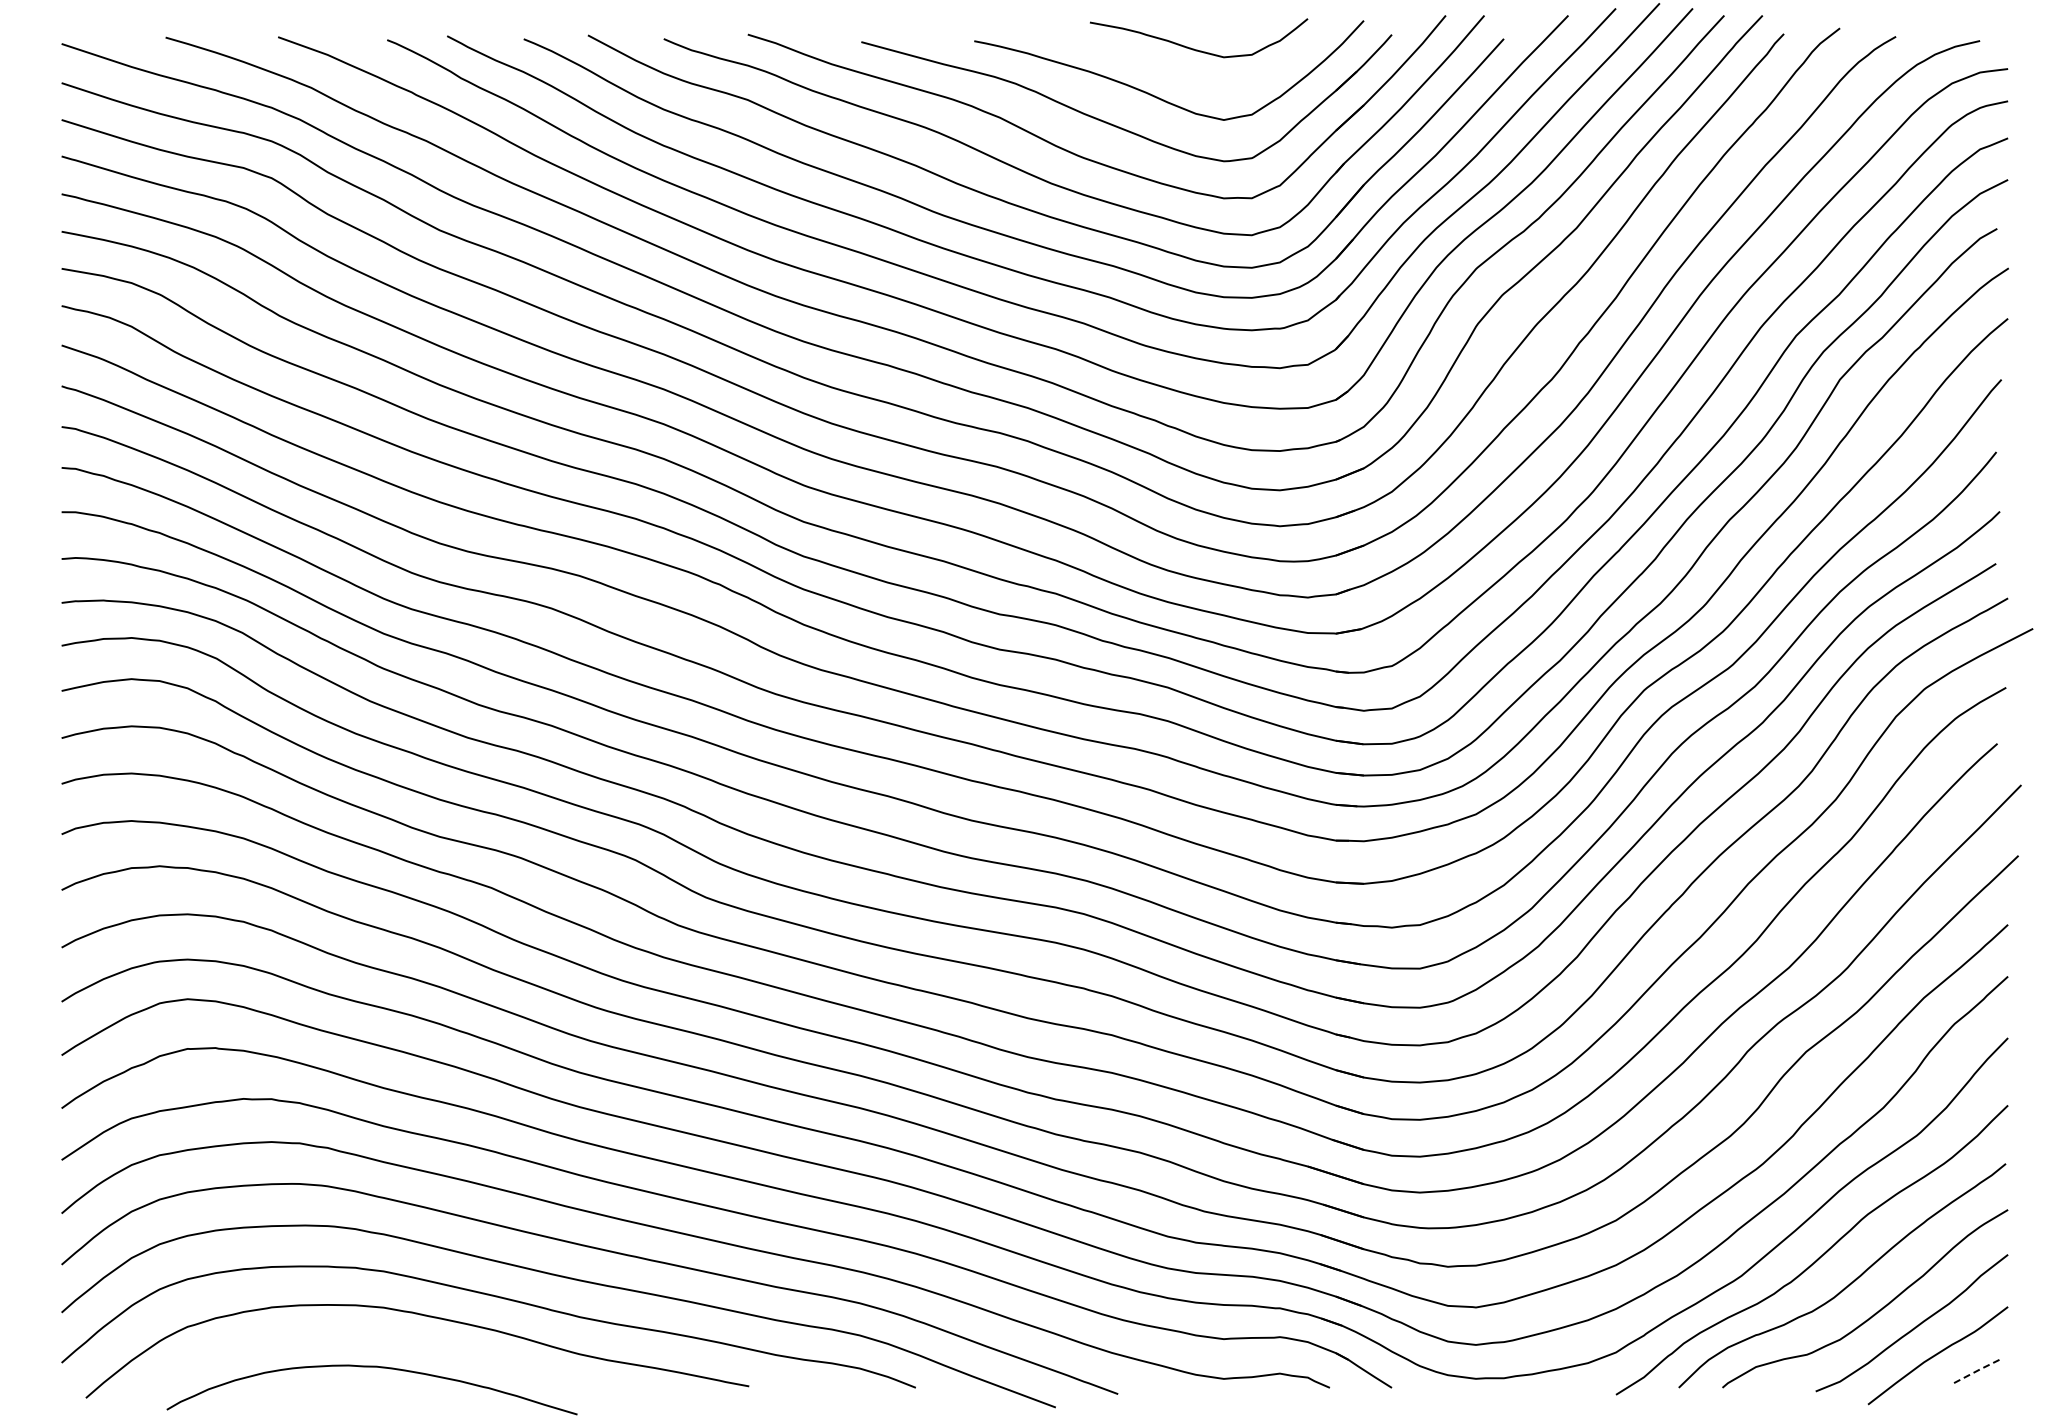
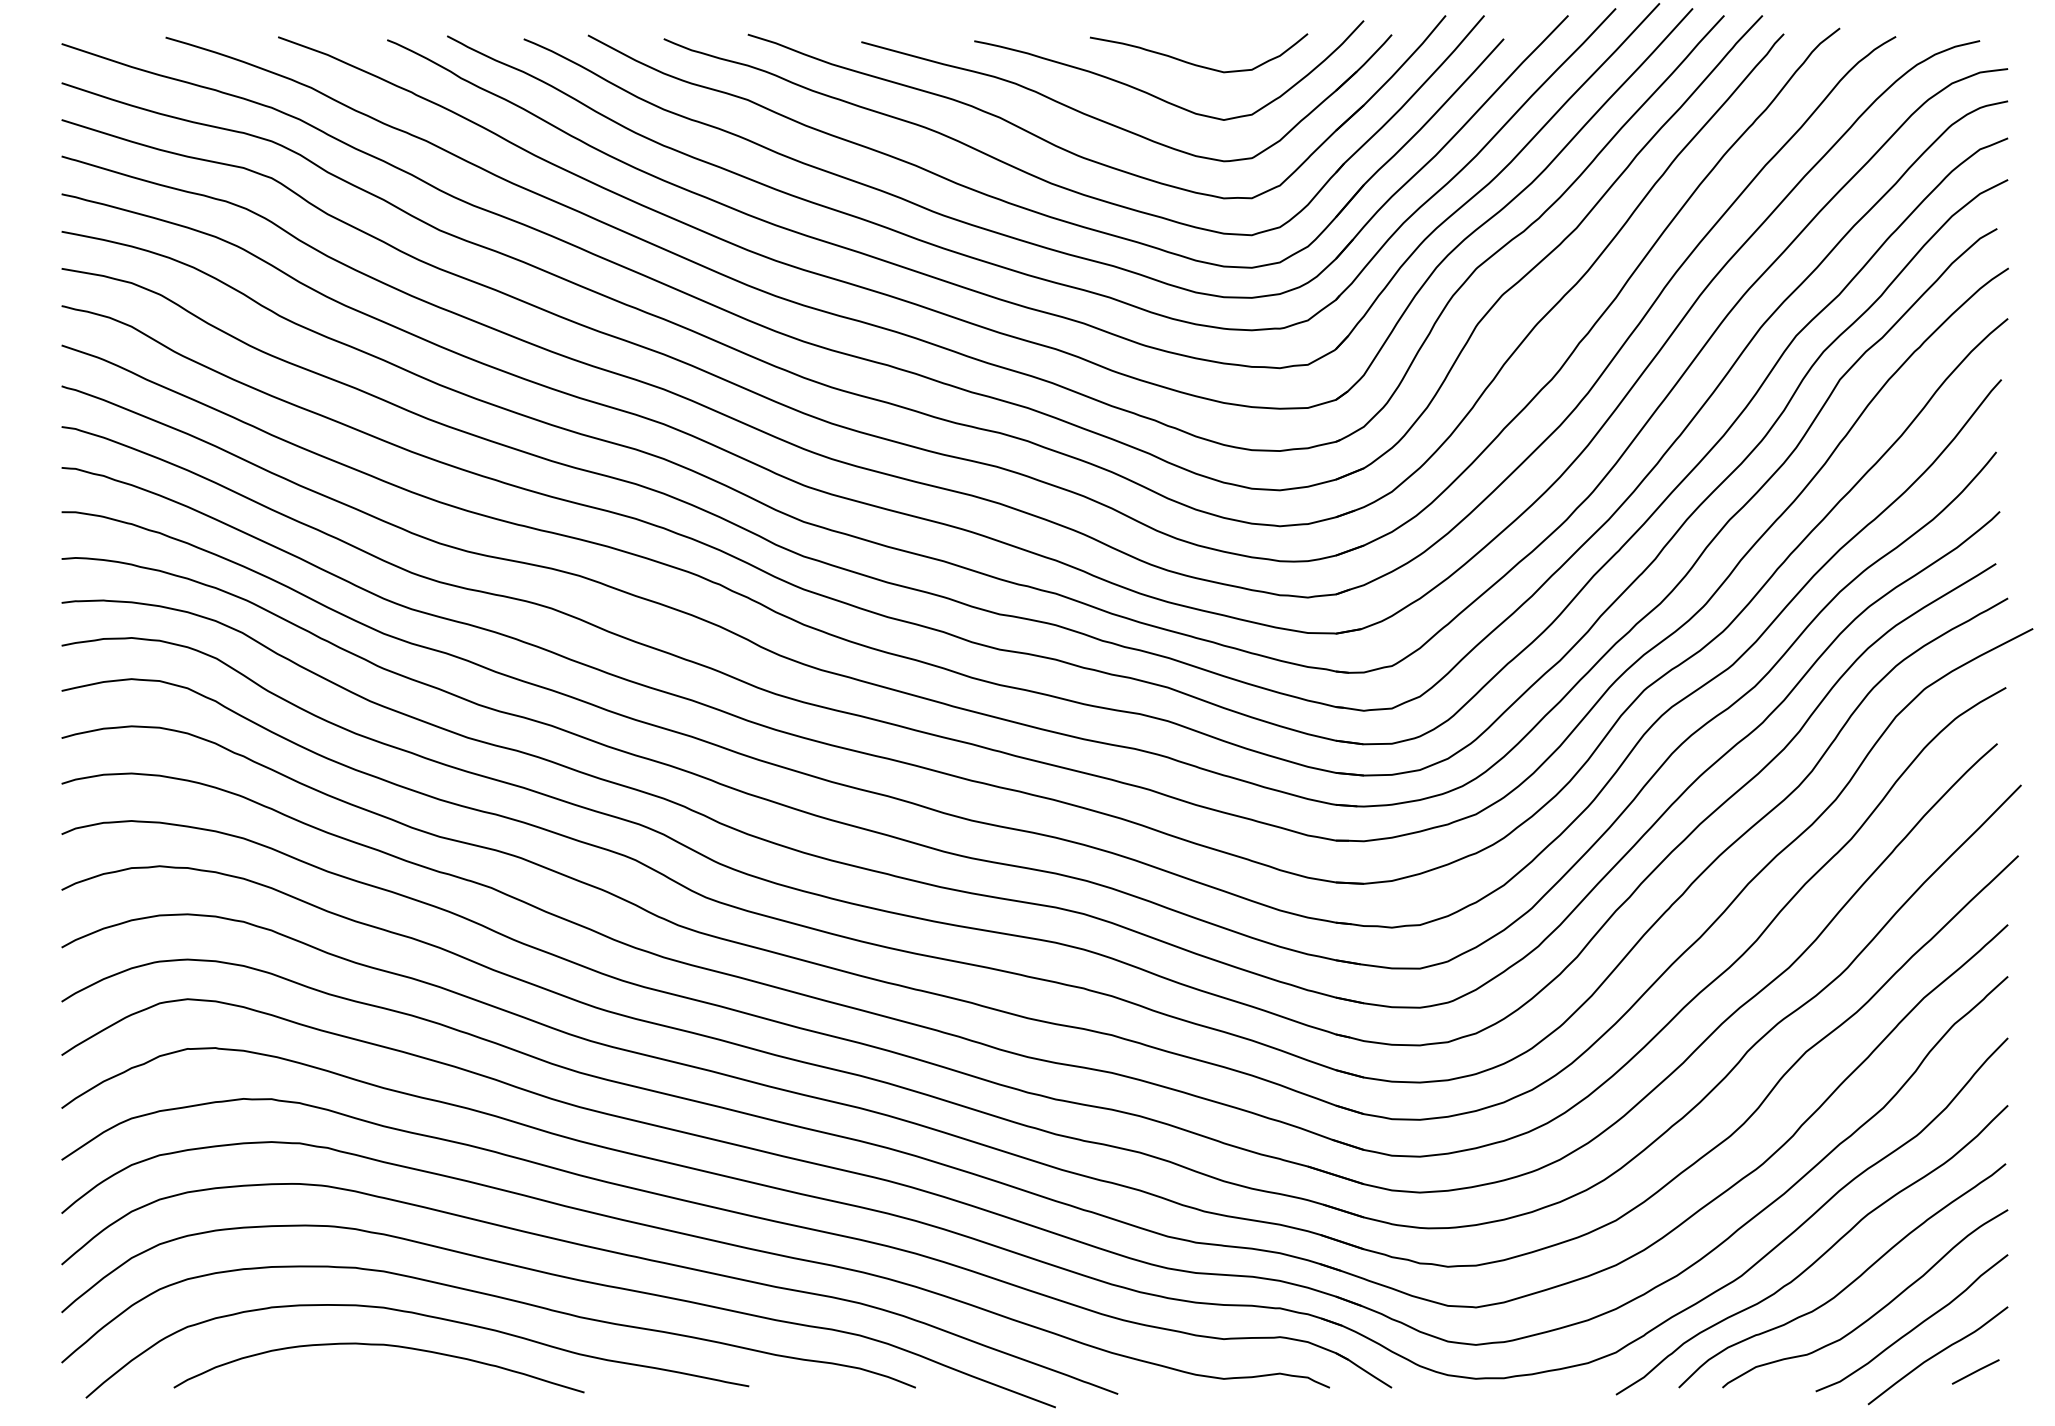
curve position: (1194, 48) -> (1194, 63) (1194, 63)
curve position: (371, 1367) -> (378, 1345) (378, 1345)
line: dashed -> solid (1975, 1371)
